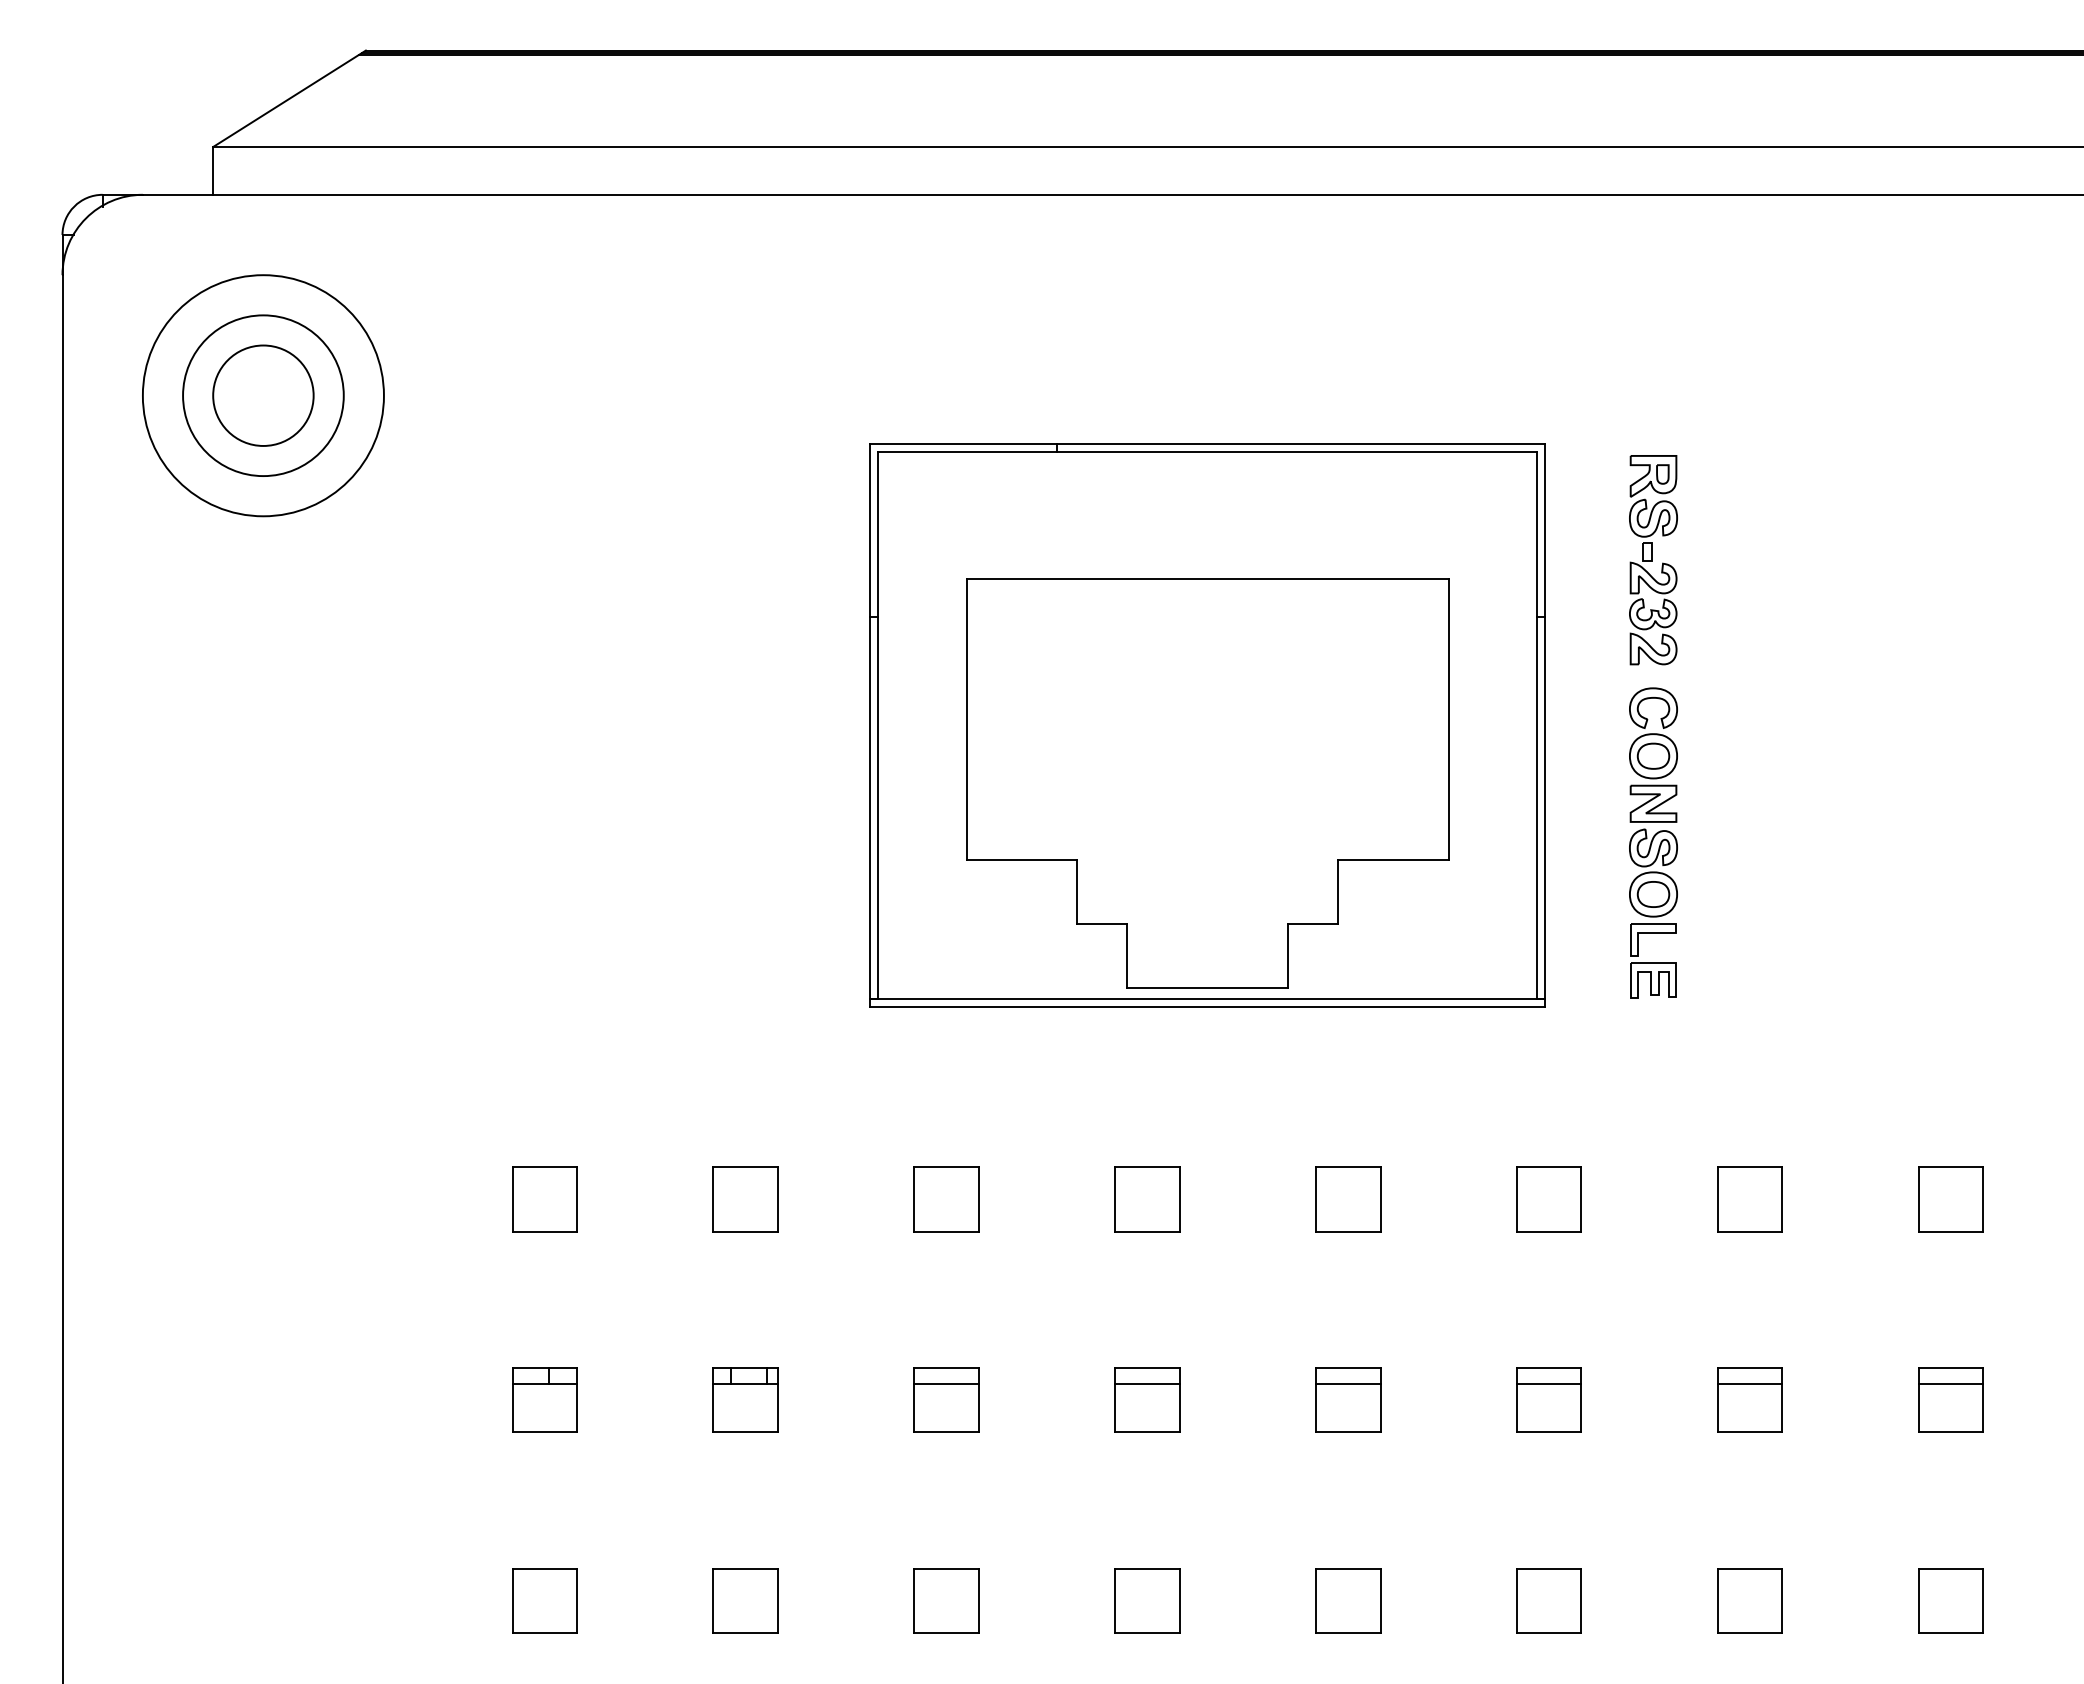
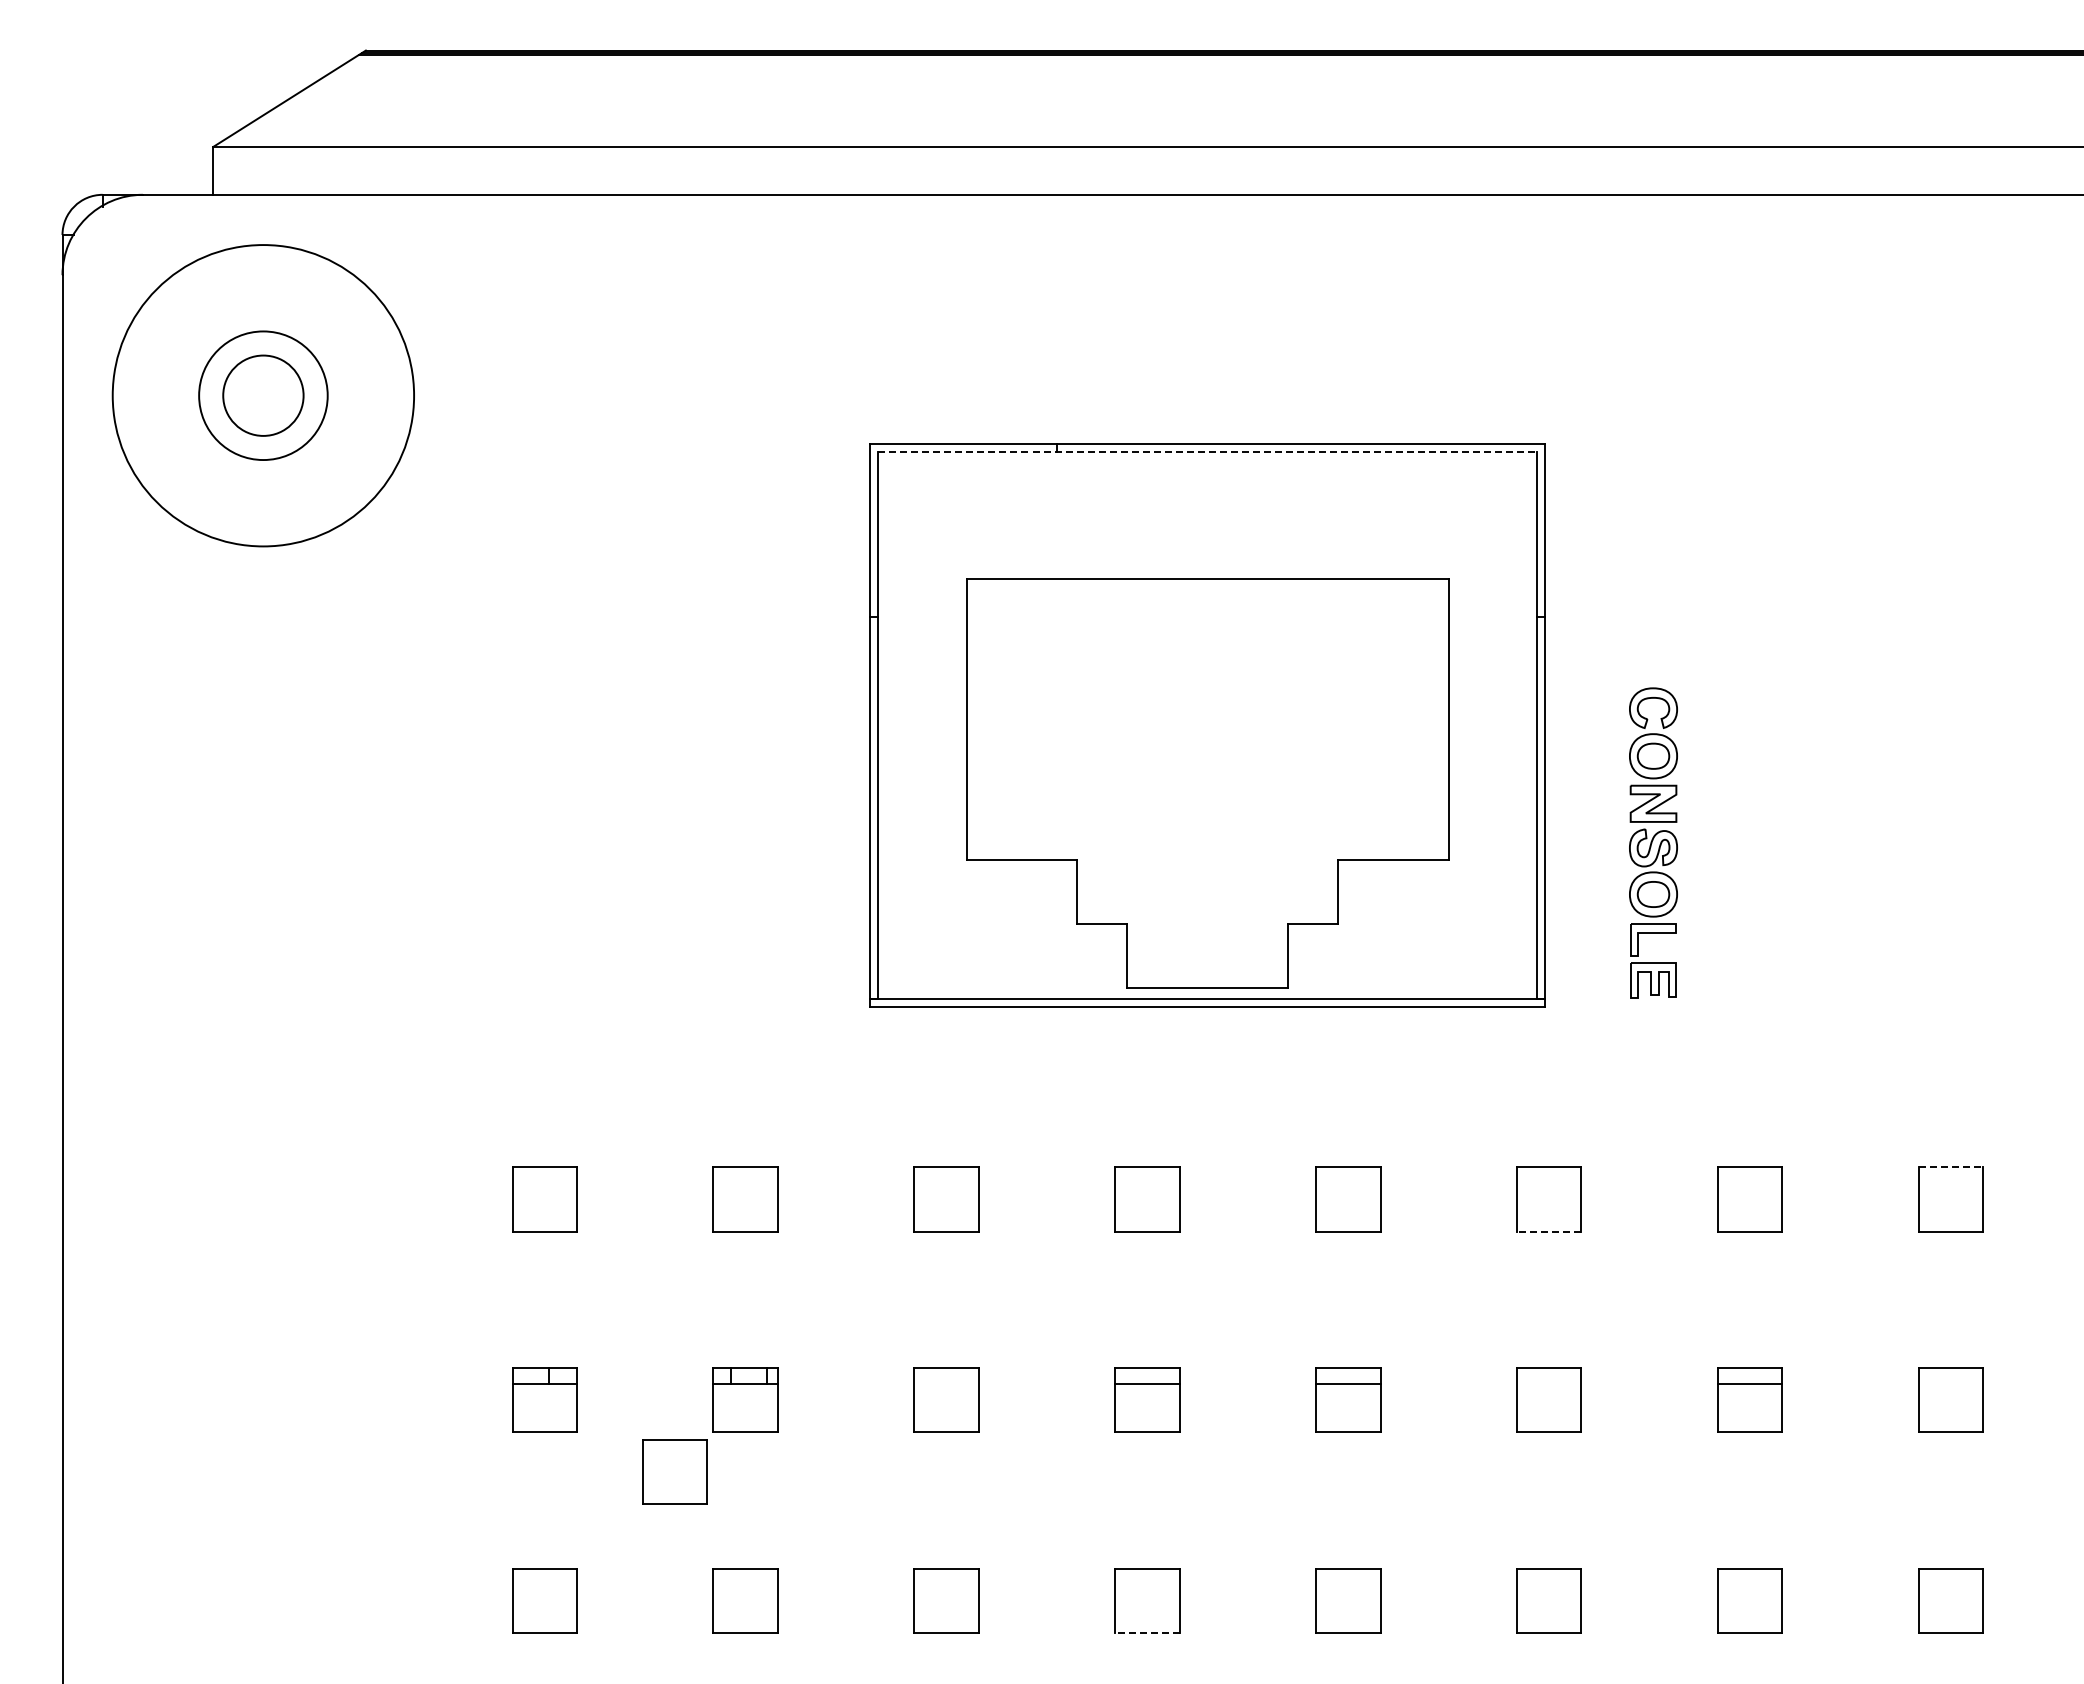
circle diameter: 241 px -> 301 px (263, 395)
circle diameter: 100 px -> 80 px (263, 395)
circle diameter: 161 px -> 129 px (263, 395)
line: solid -> dashed (1207, 452)
part: present -> none (1653, 560)
line: solid -> dashed (1951, 1167)
line: solid -> dashed (1548, 1231)
line: present -> none (946, 1384)
line: present -> none (1549, 1384)
line: present -> none (1951, 1384)
part: none -> present (674, 1471)
line: solid -> dashed (1146, 1633)
